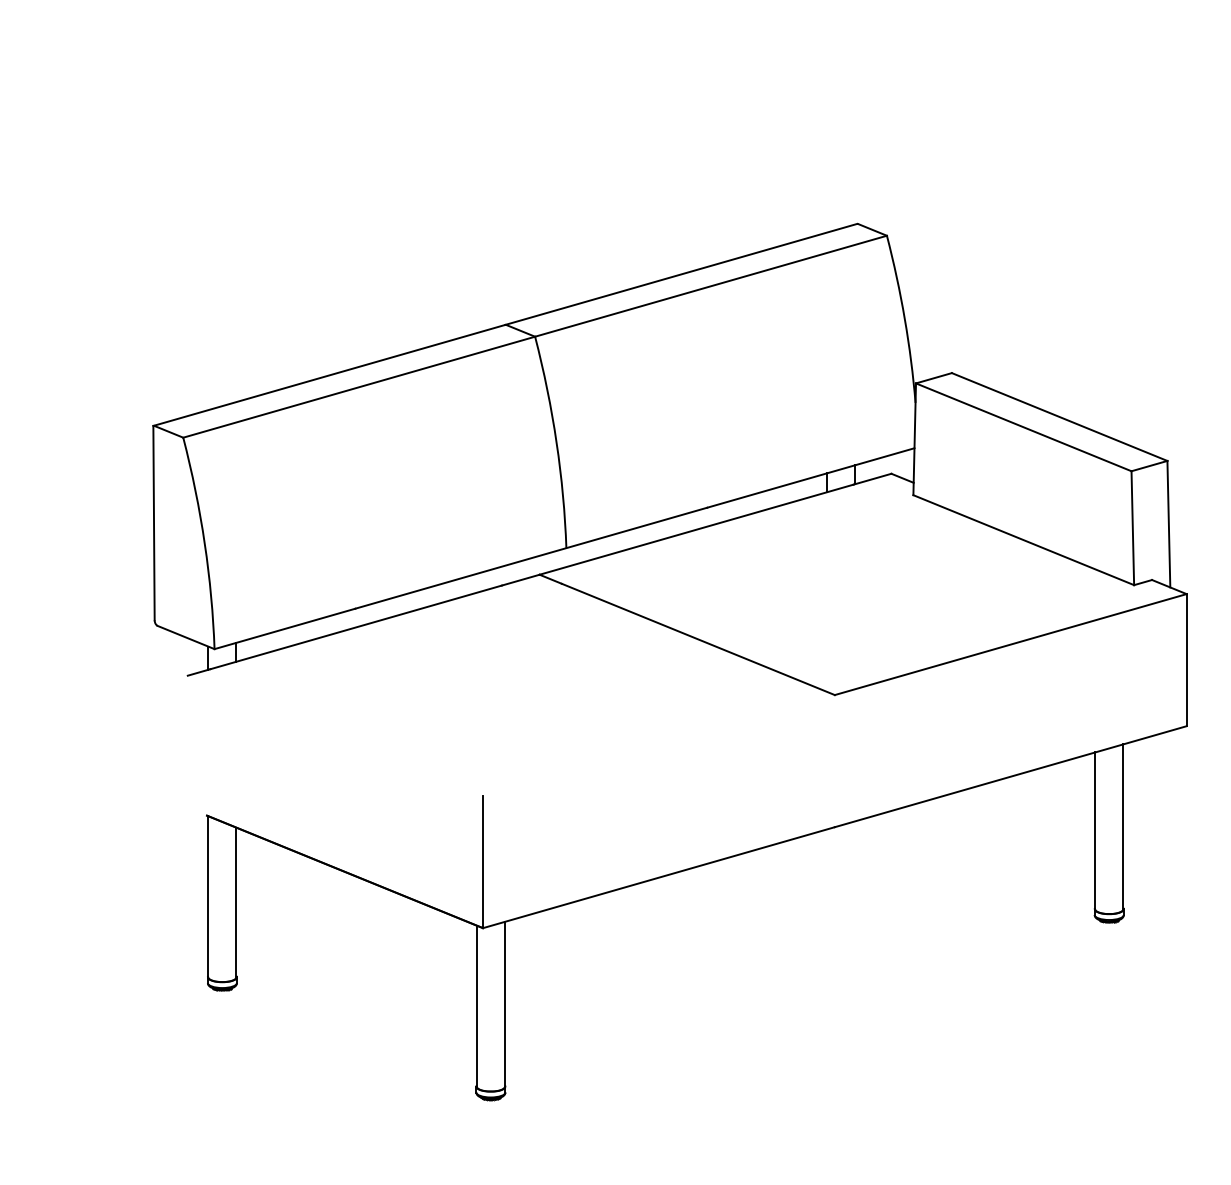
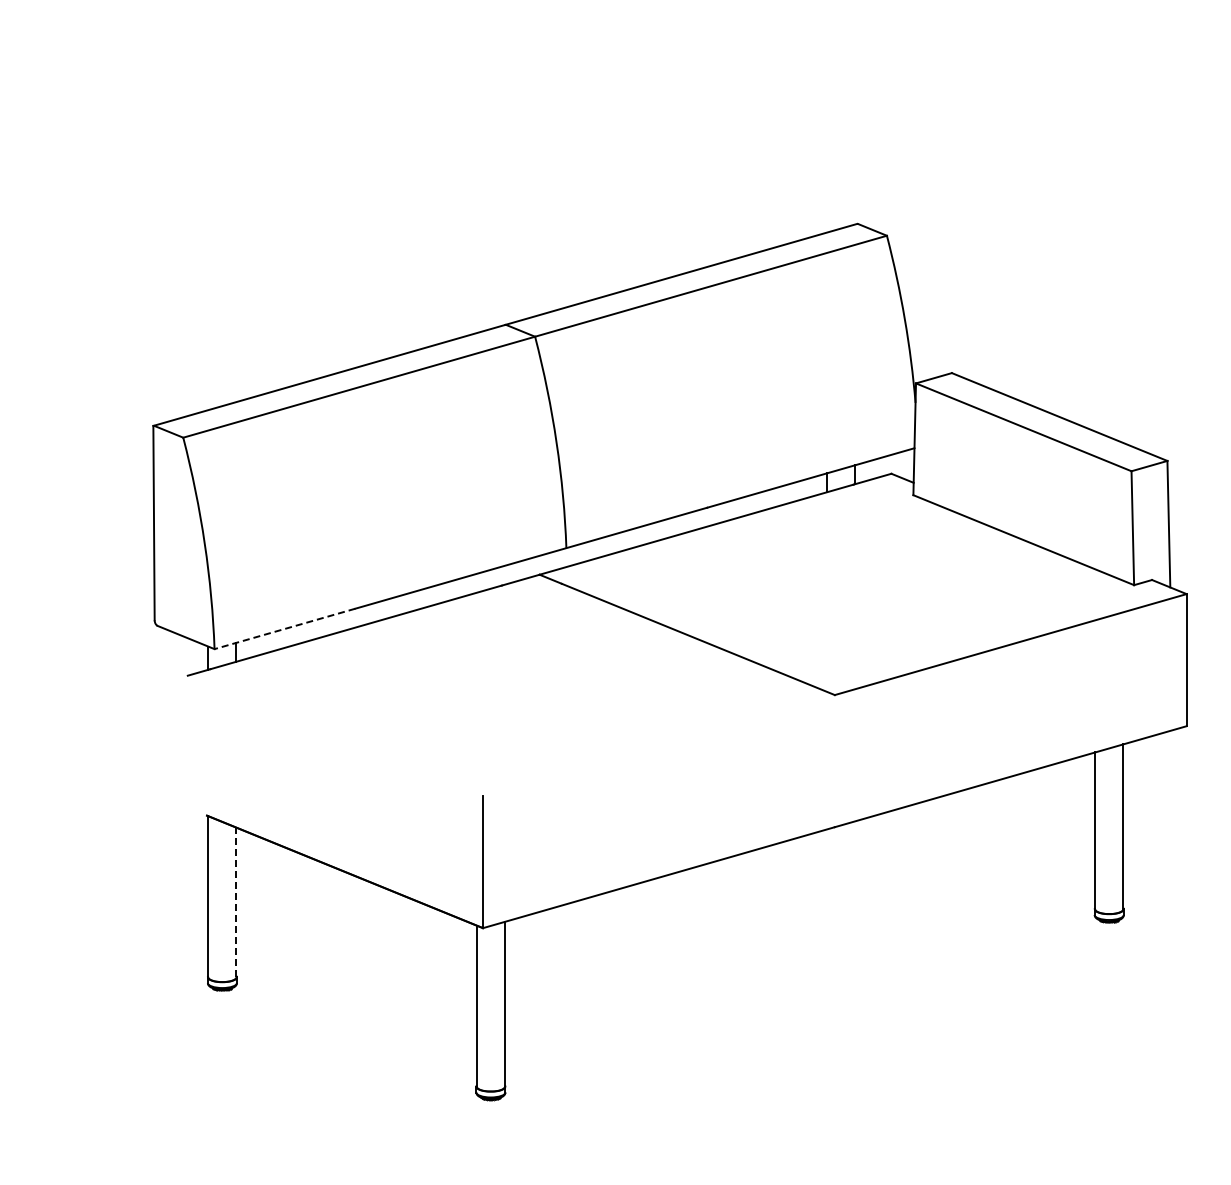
line: solid -> dashed (284, 629)
line: solid -> dashed (236, 902)
